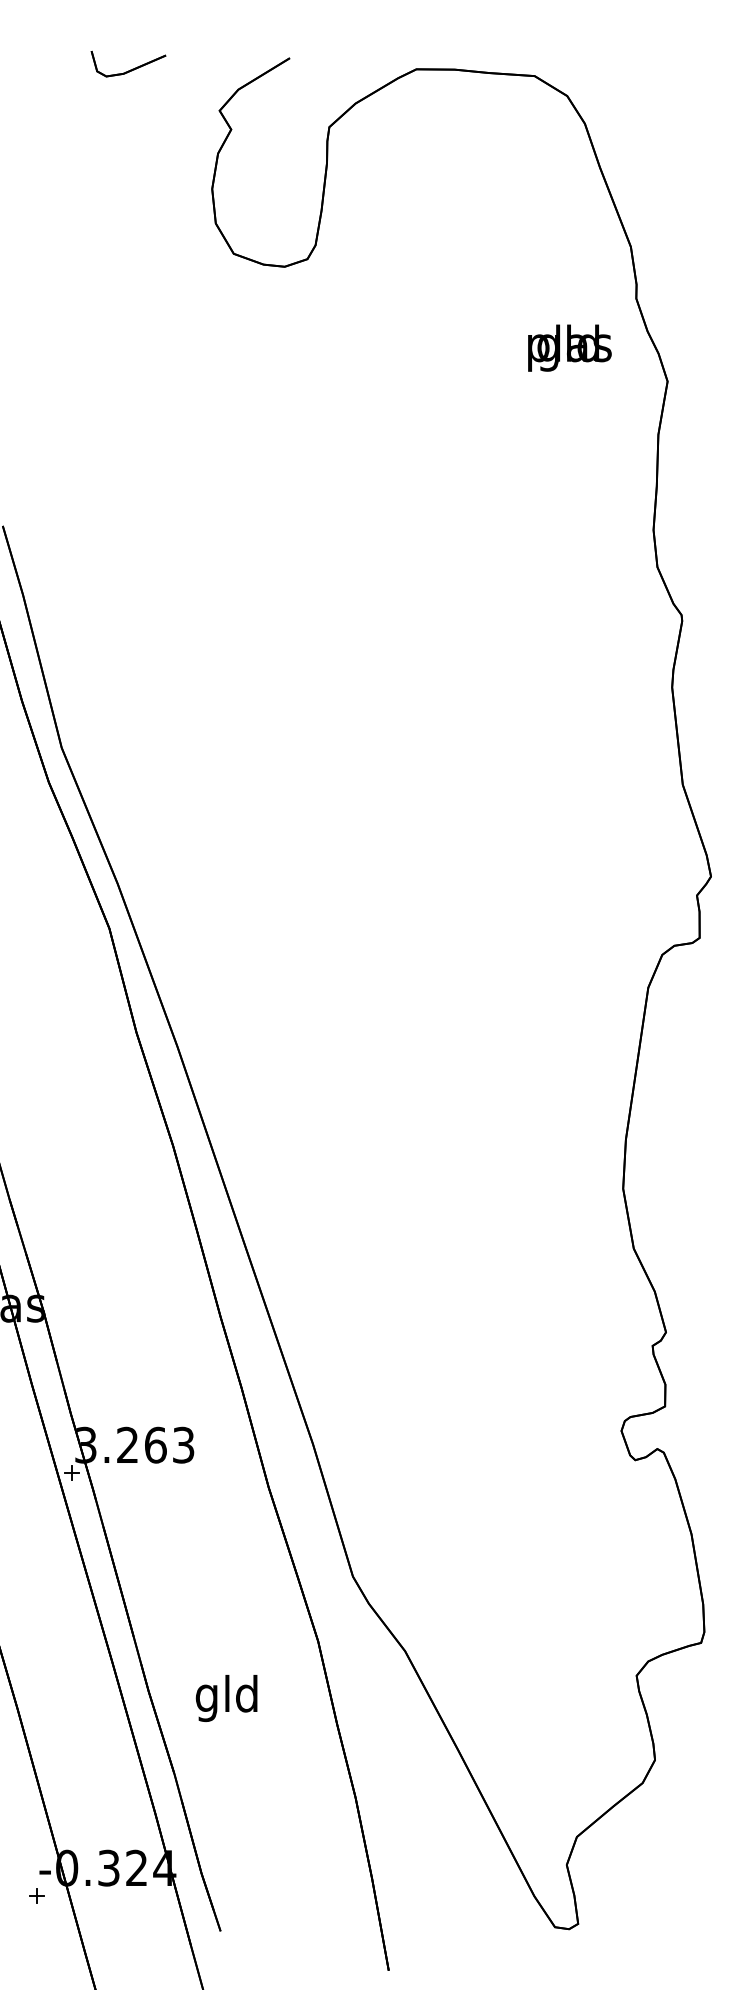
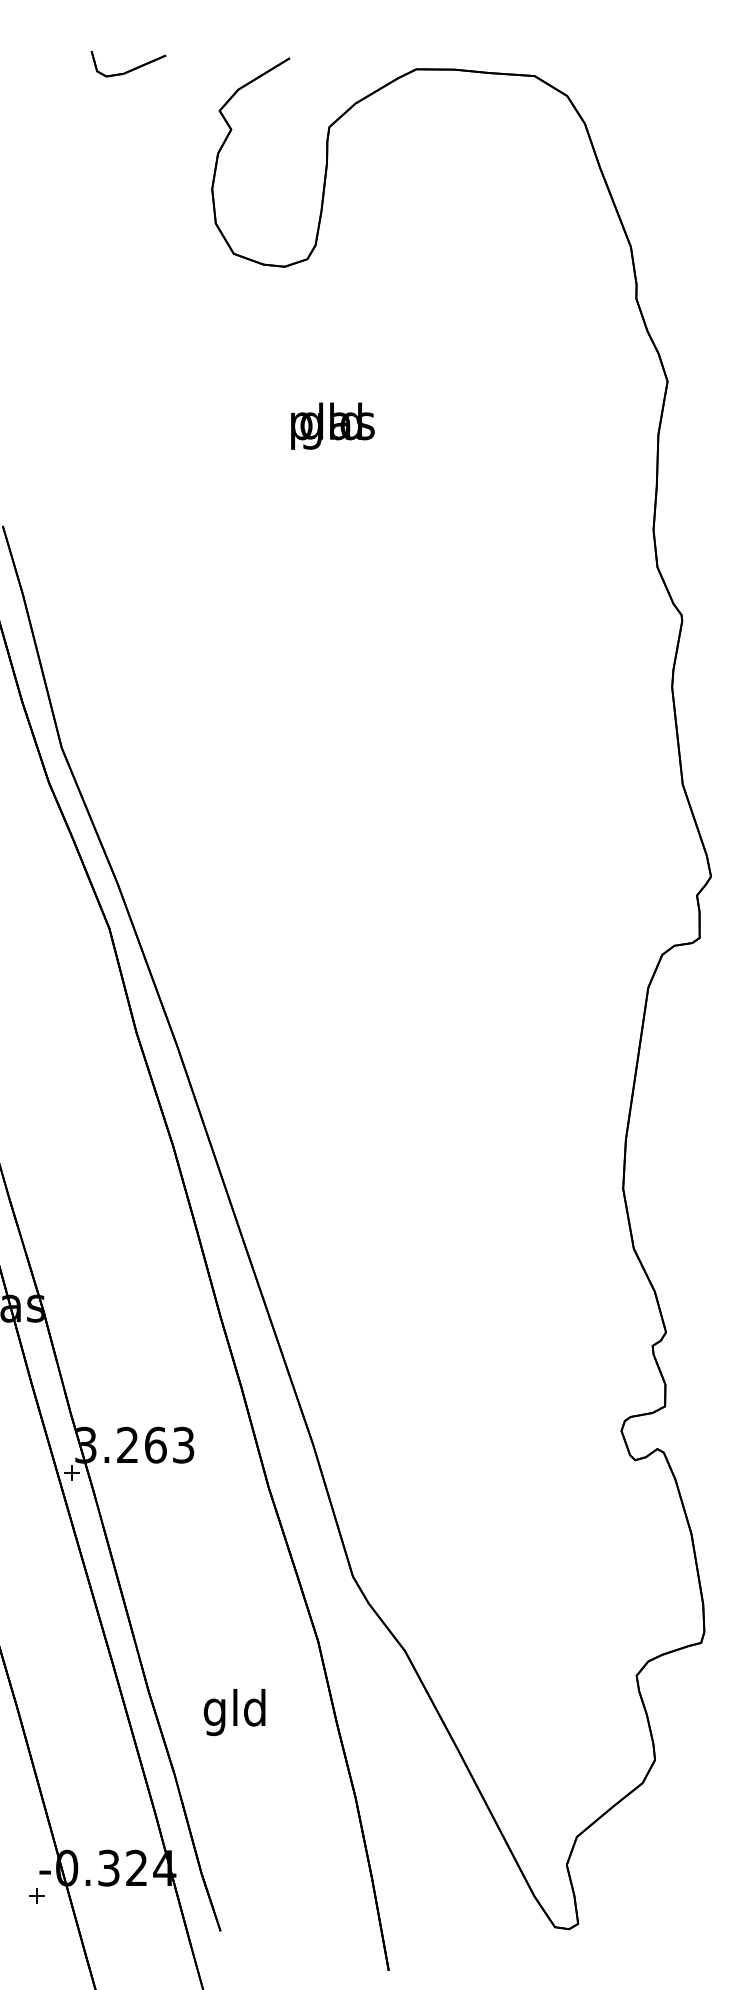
text position: (569, 347) -> (332, 425) (332, 425)
text position: (226, 1698) -> (234, 1712) (234, 1712)
